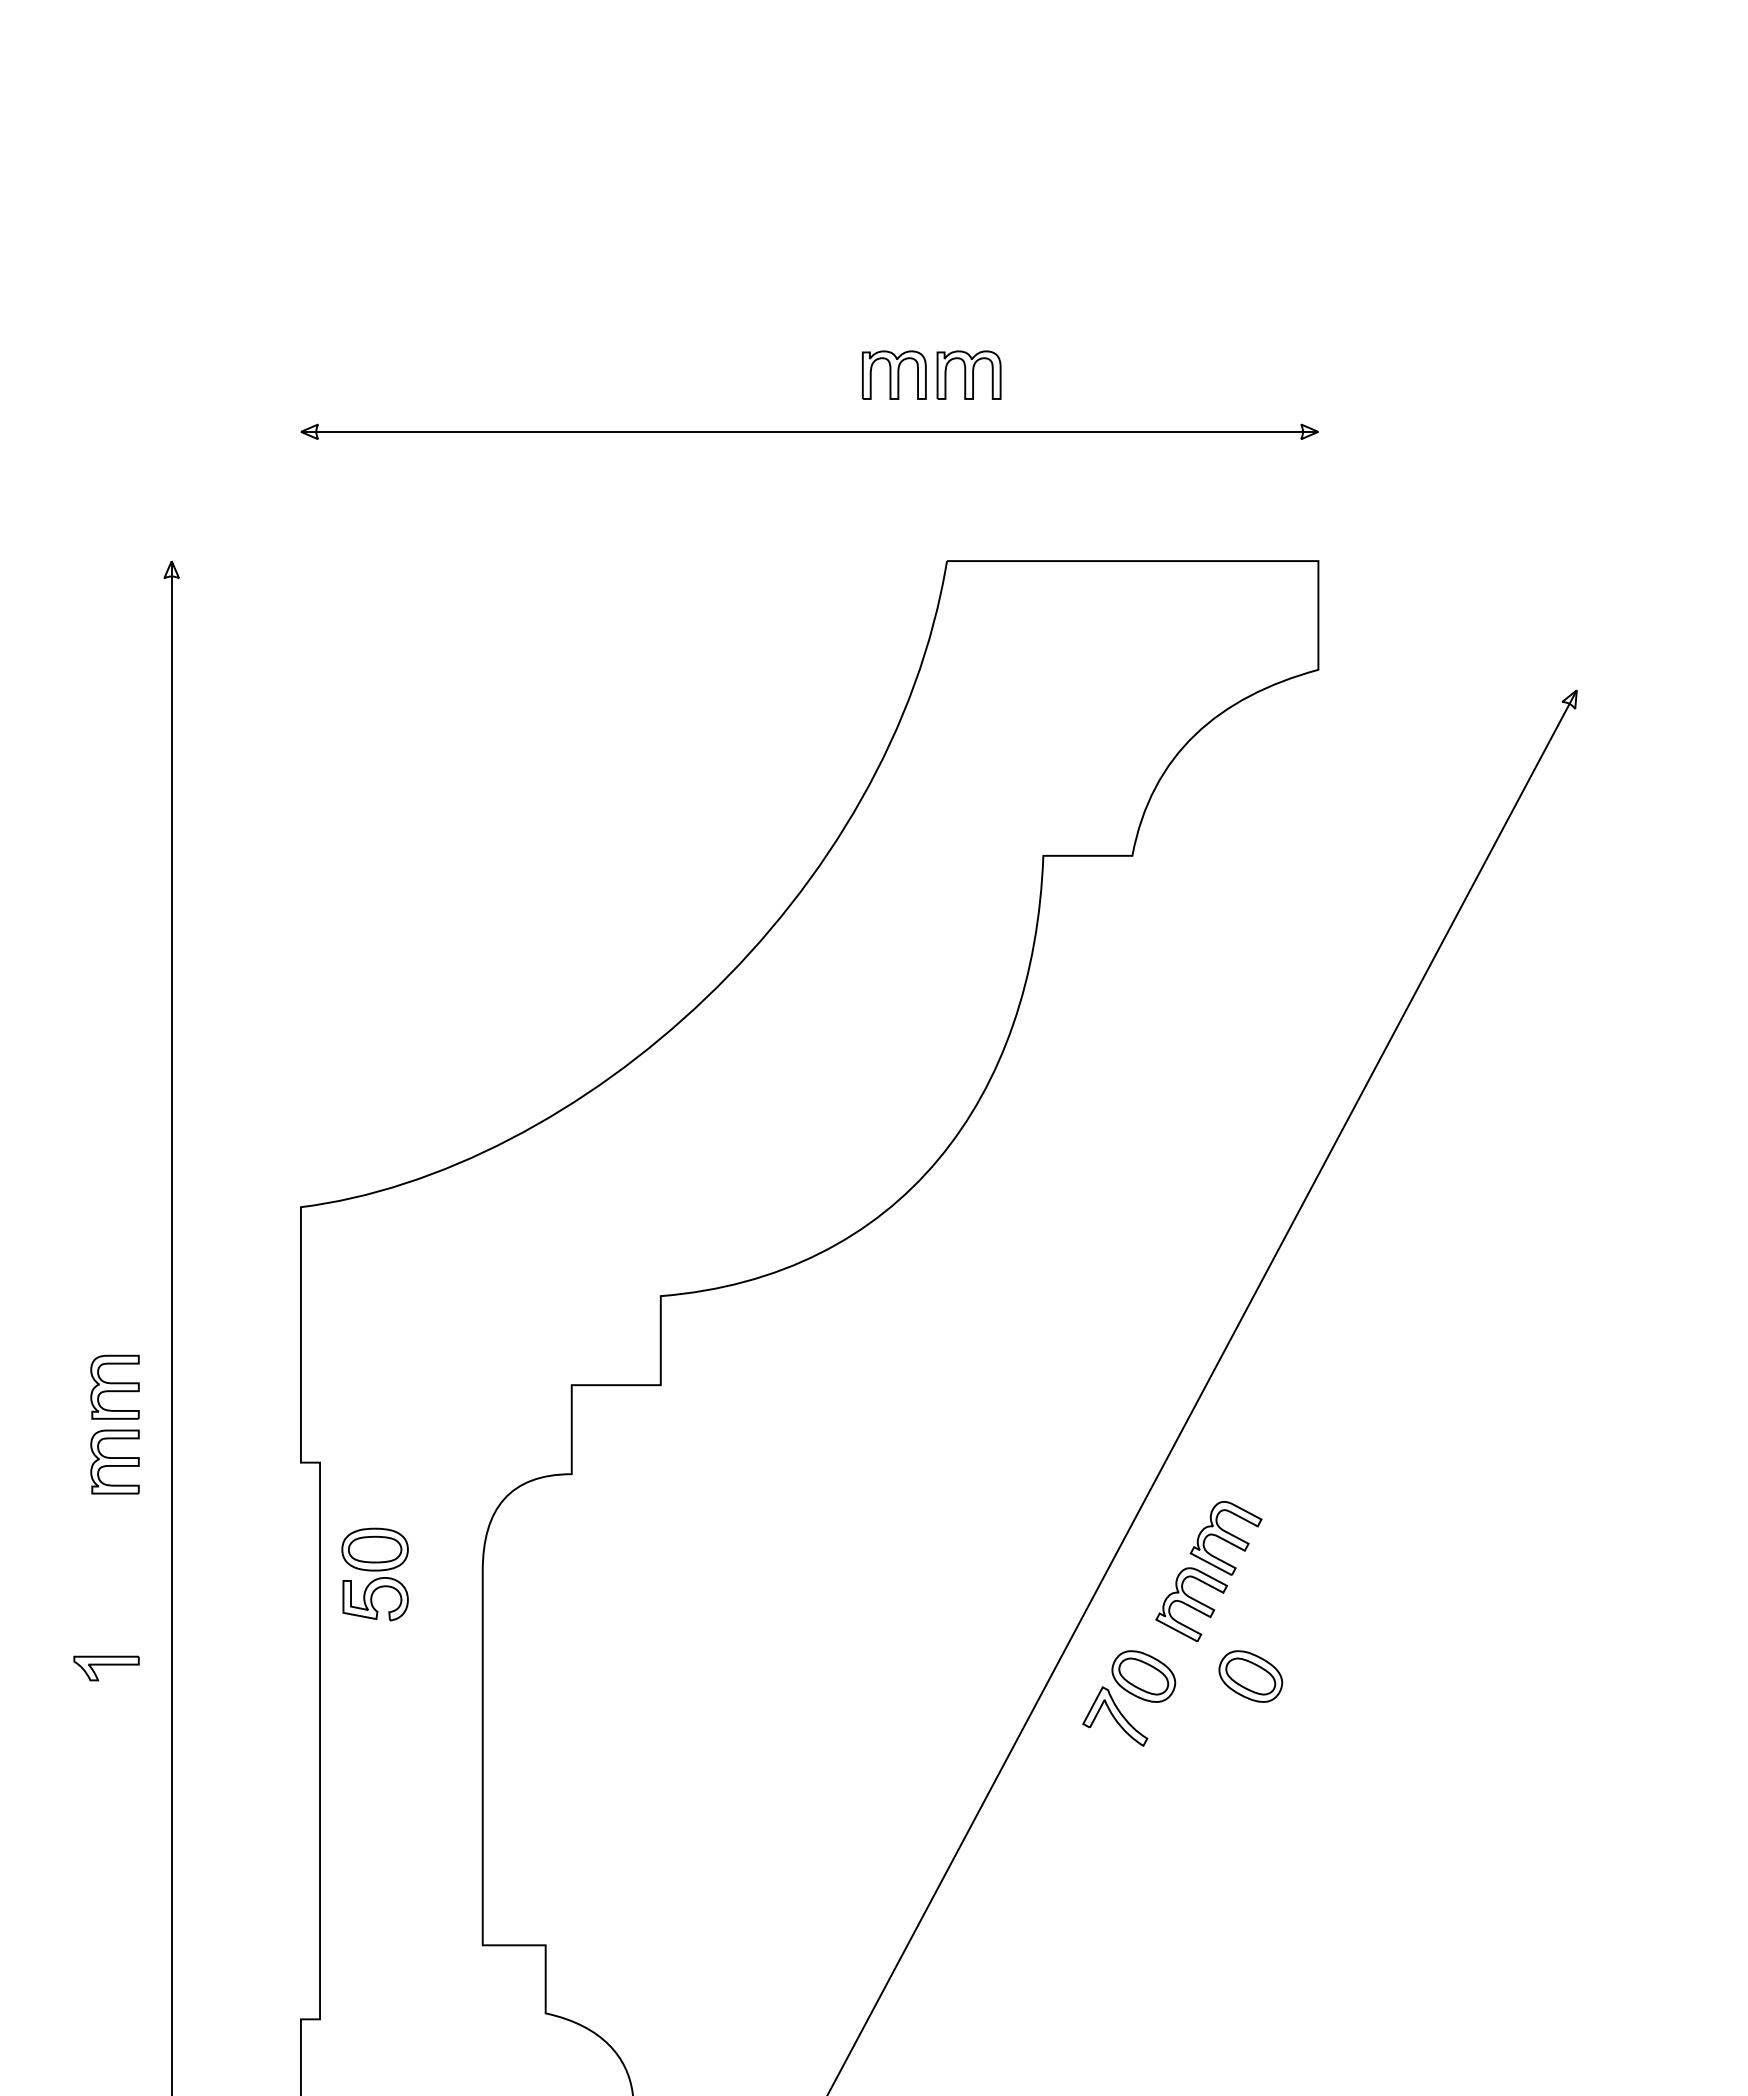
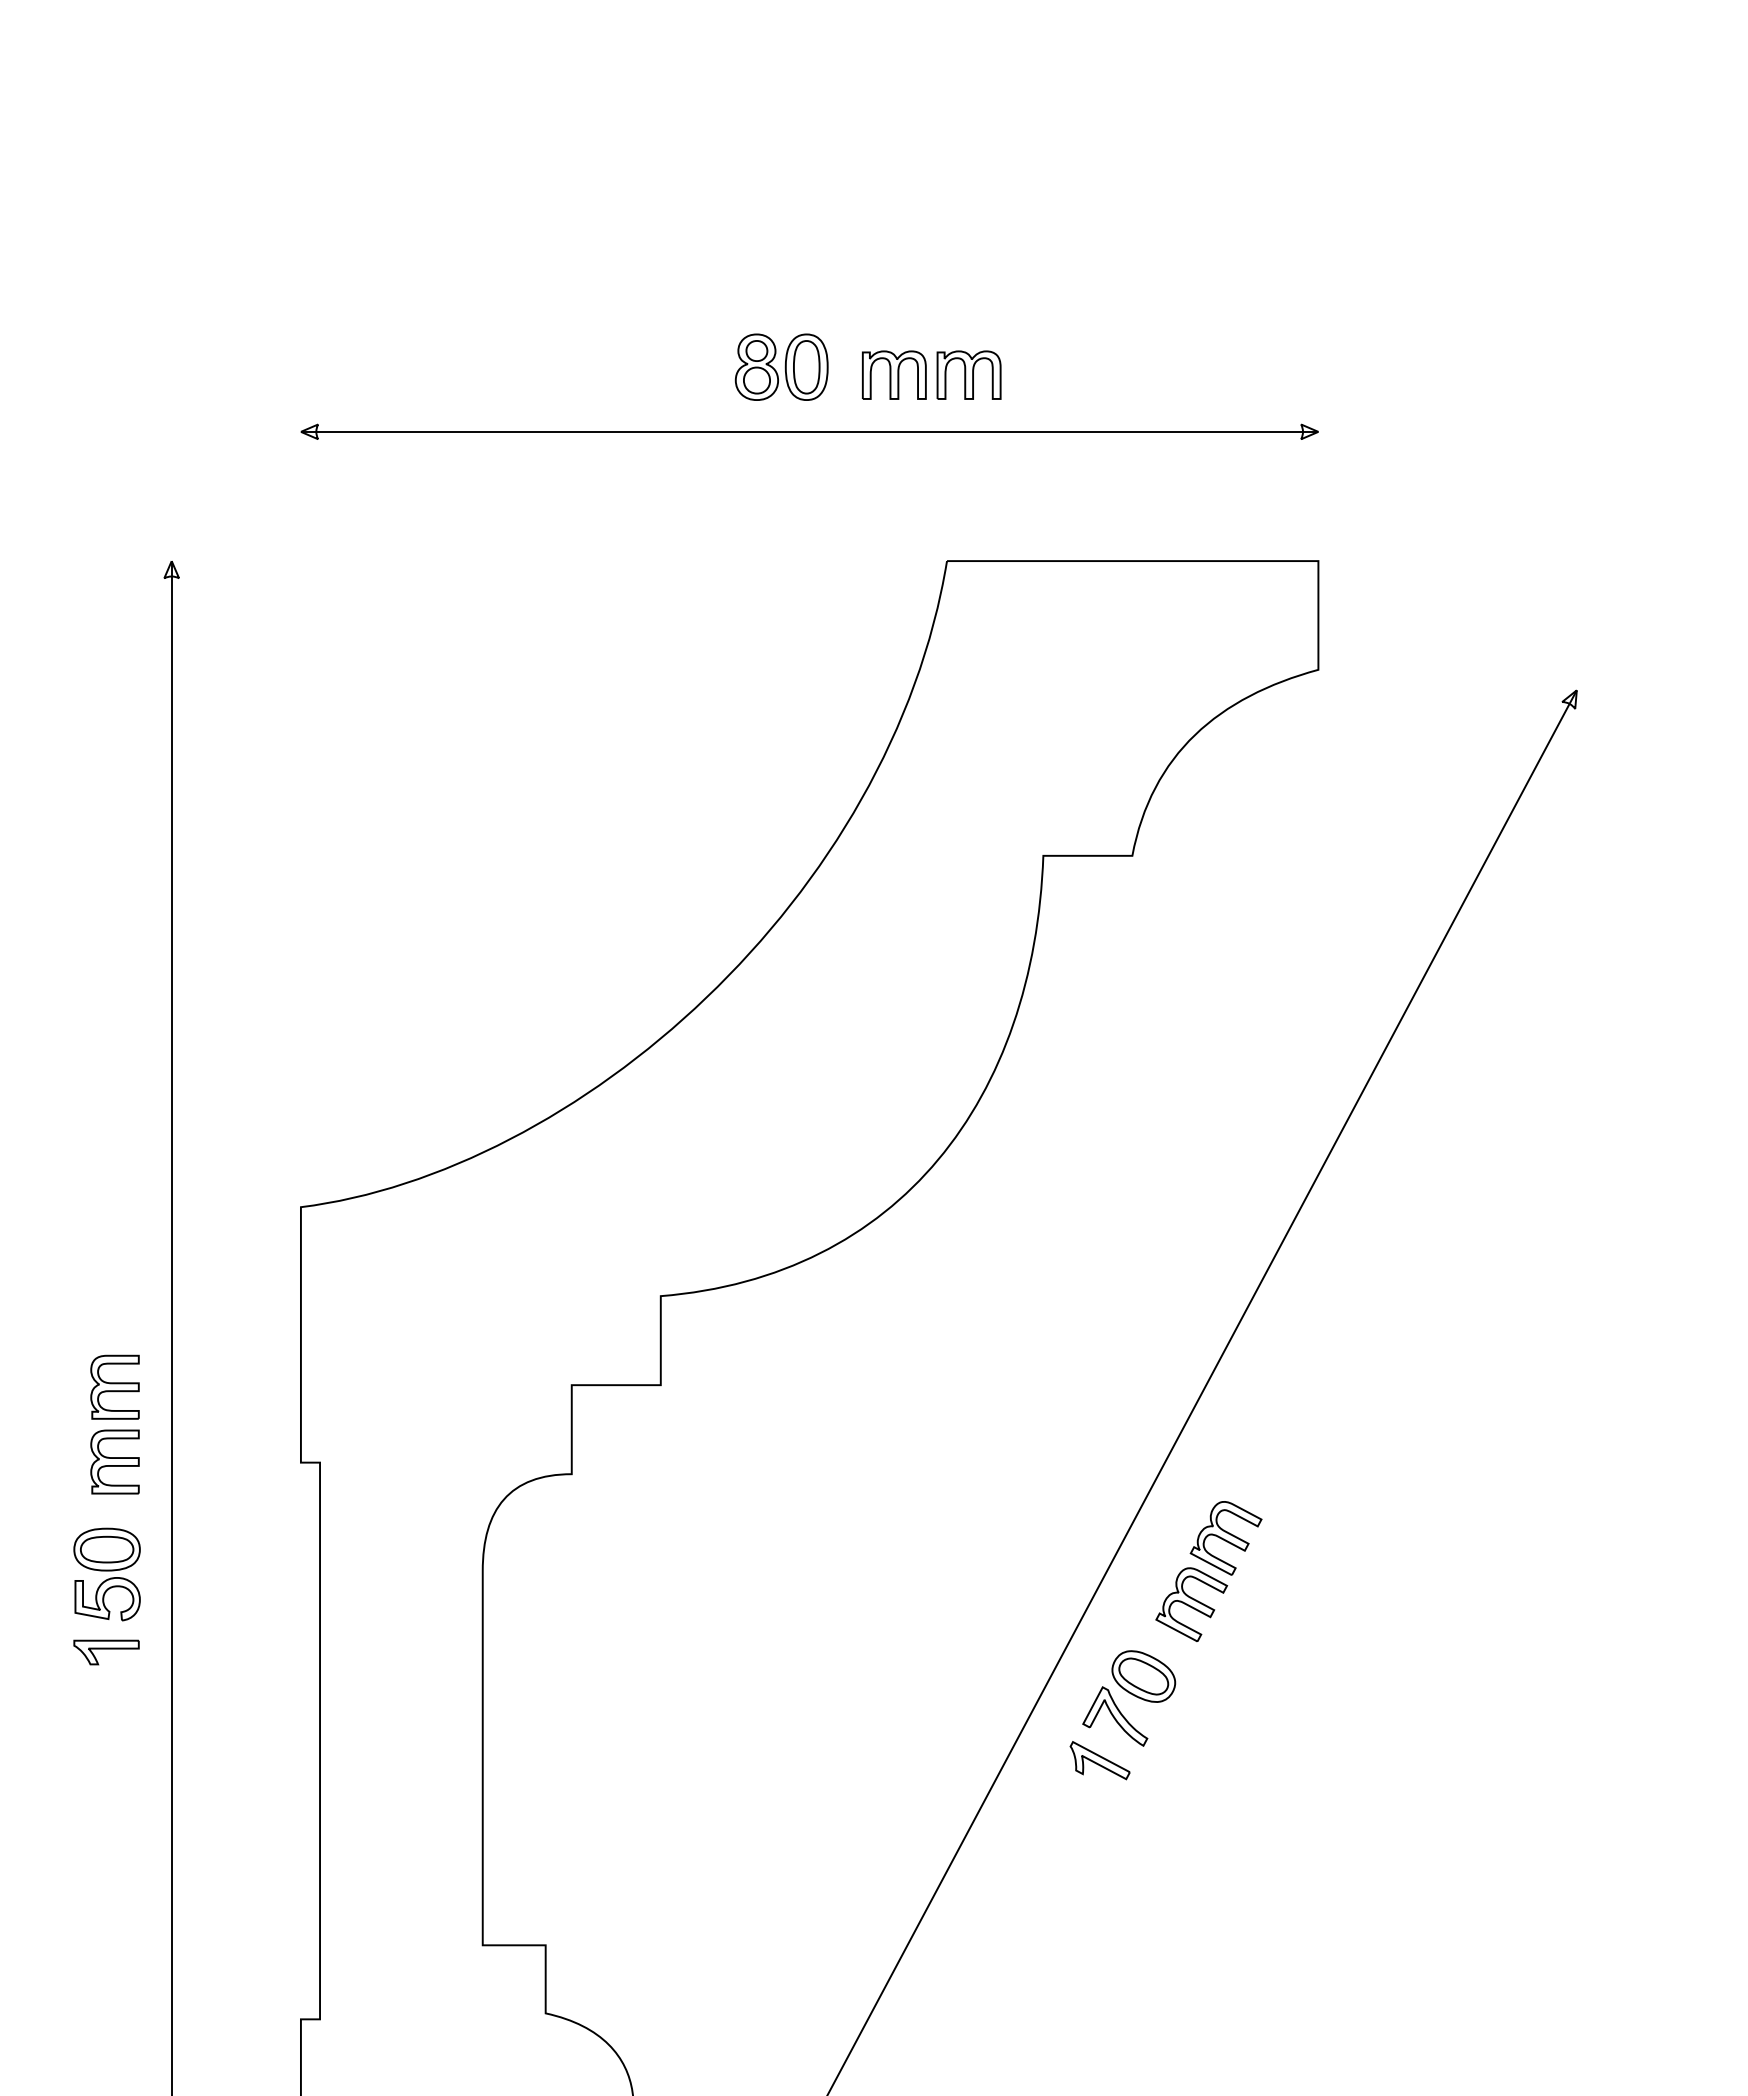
part: none -> present (781, 366)
part position: (374, 1574) -> (106, 1574) (106, 1574)
part position: (106, 1668) -> (106, 1652) (106, 1652)
part: present -> none (1250, 1676)
part: none -> present (1099, 1760)
